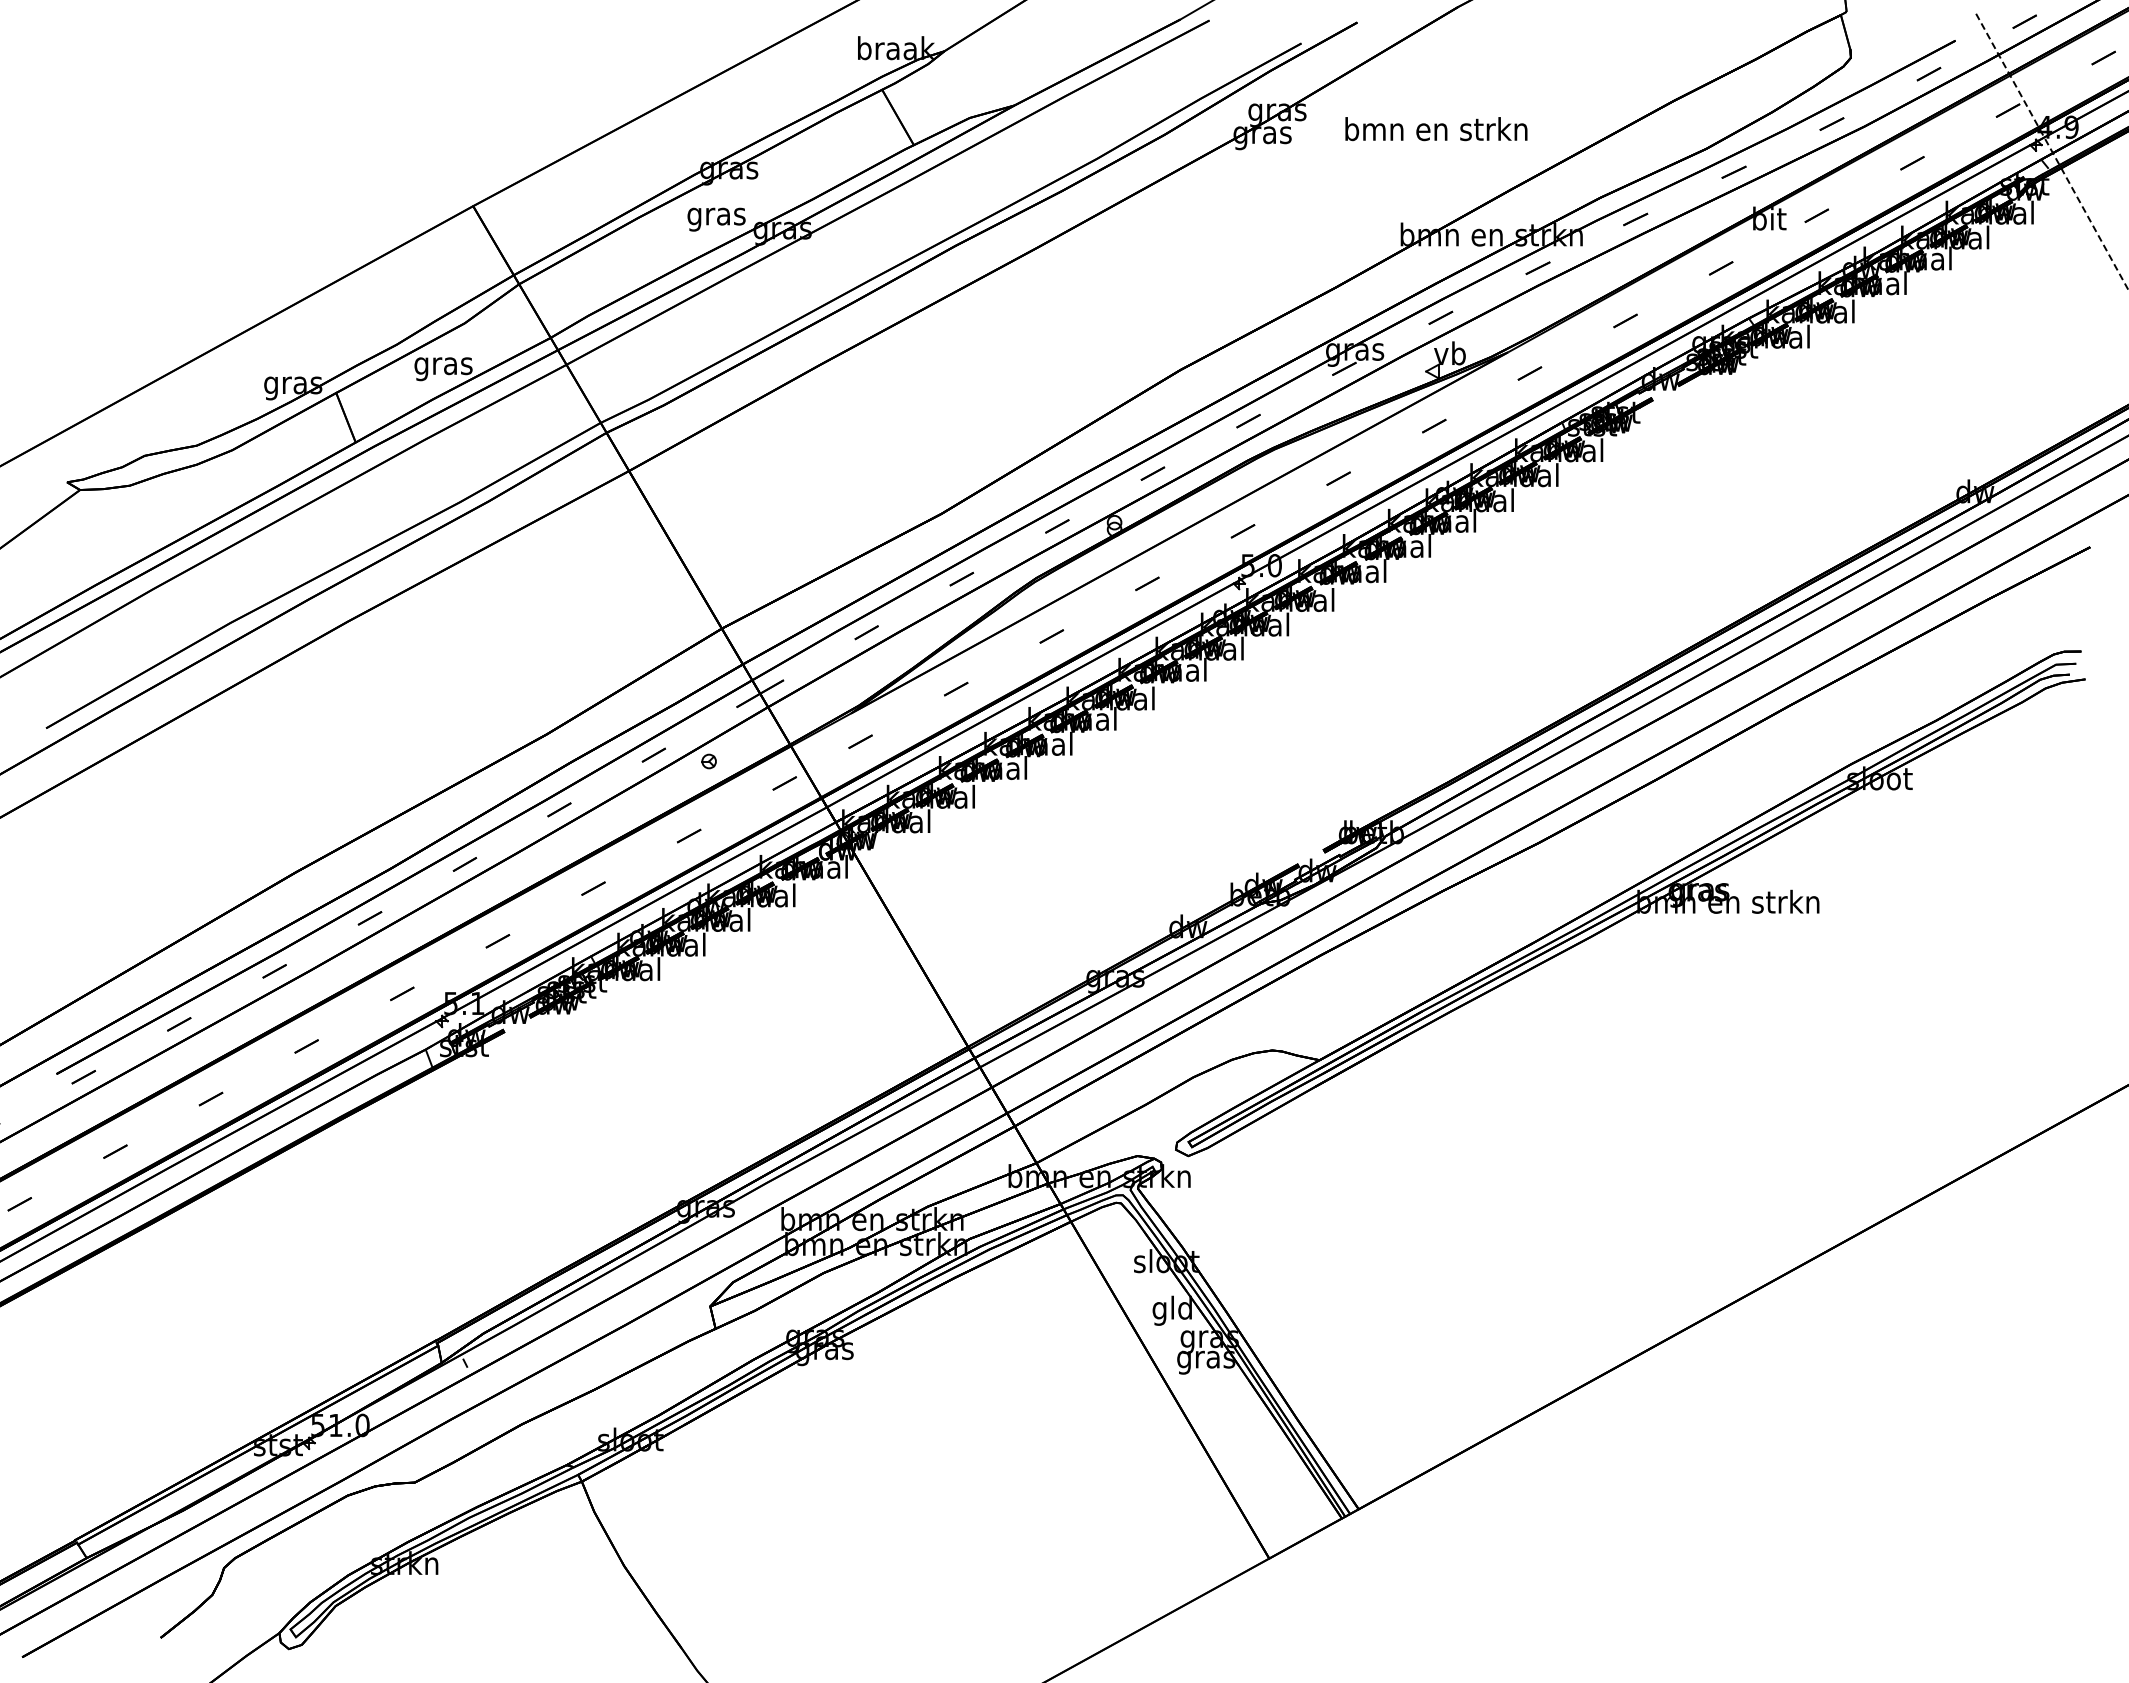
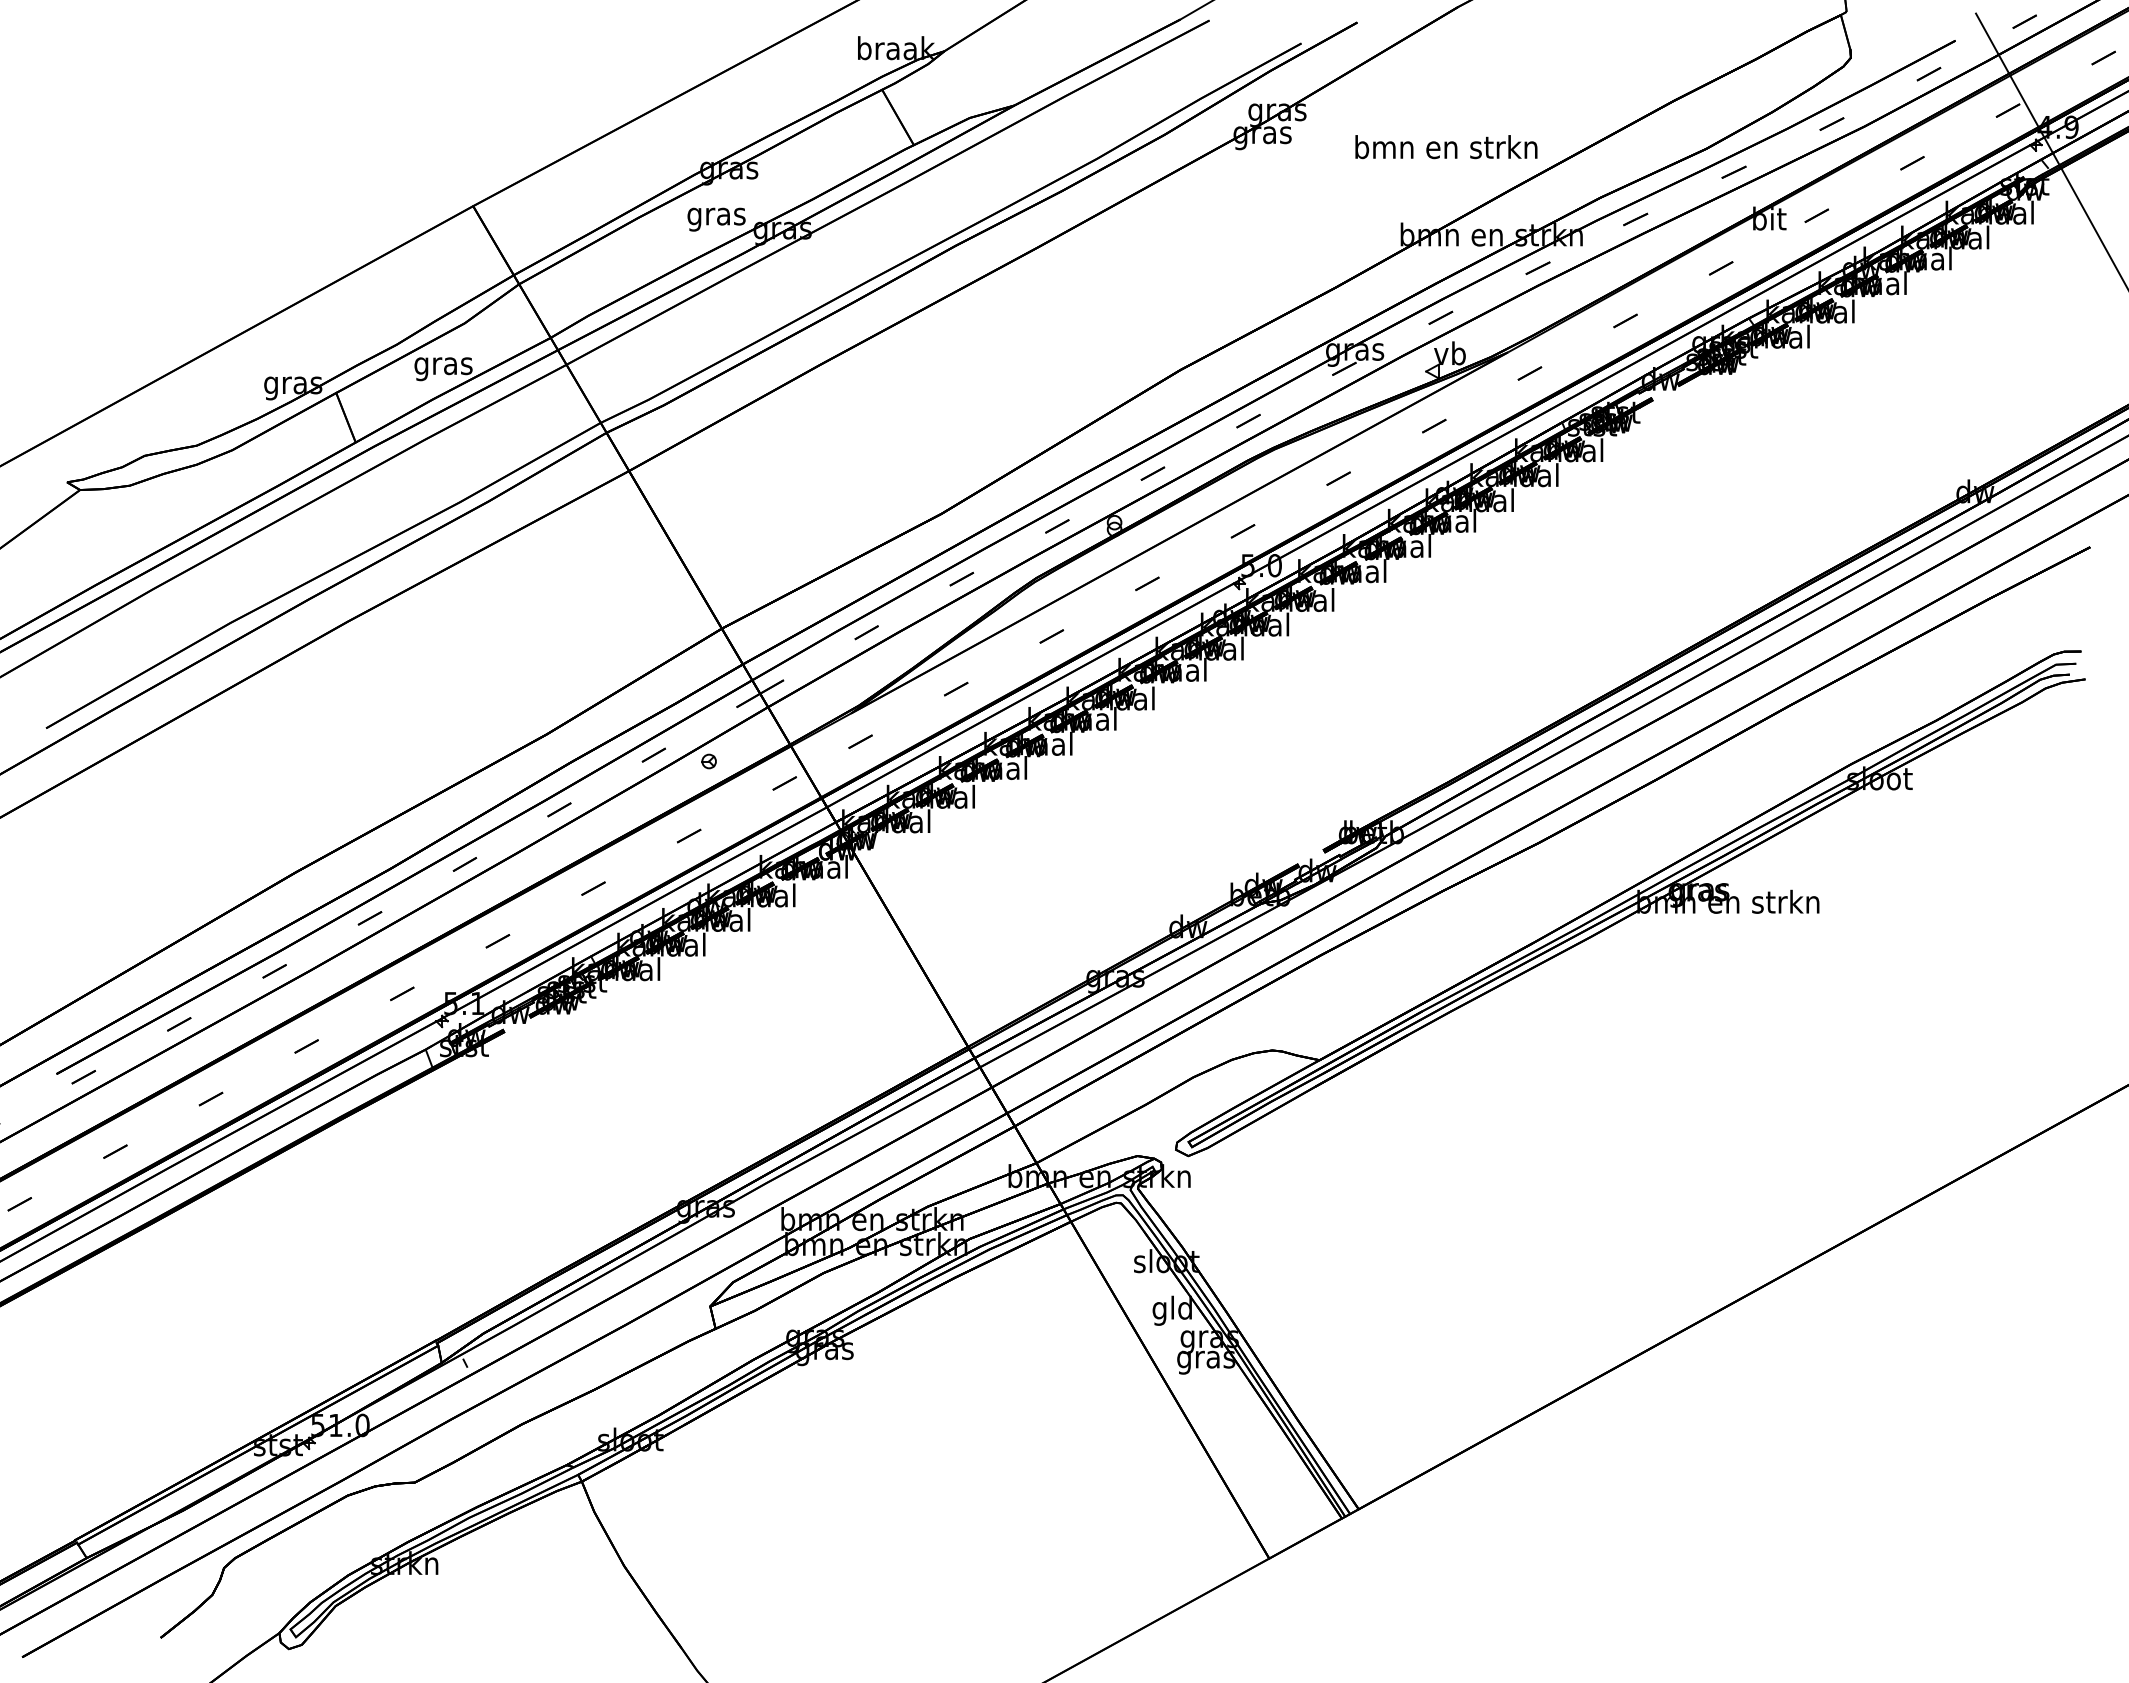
text position: (1436, 129) -> (1446, 147) (1446, 147)
line: dashed -> solid (2052, 151)
